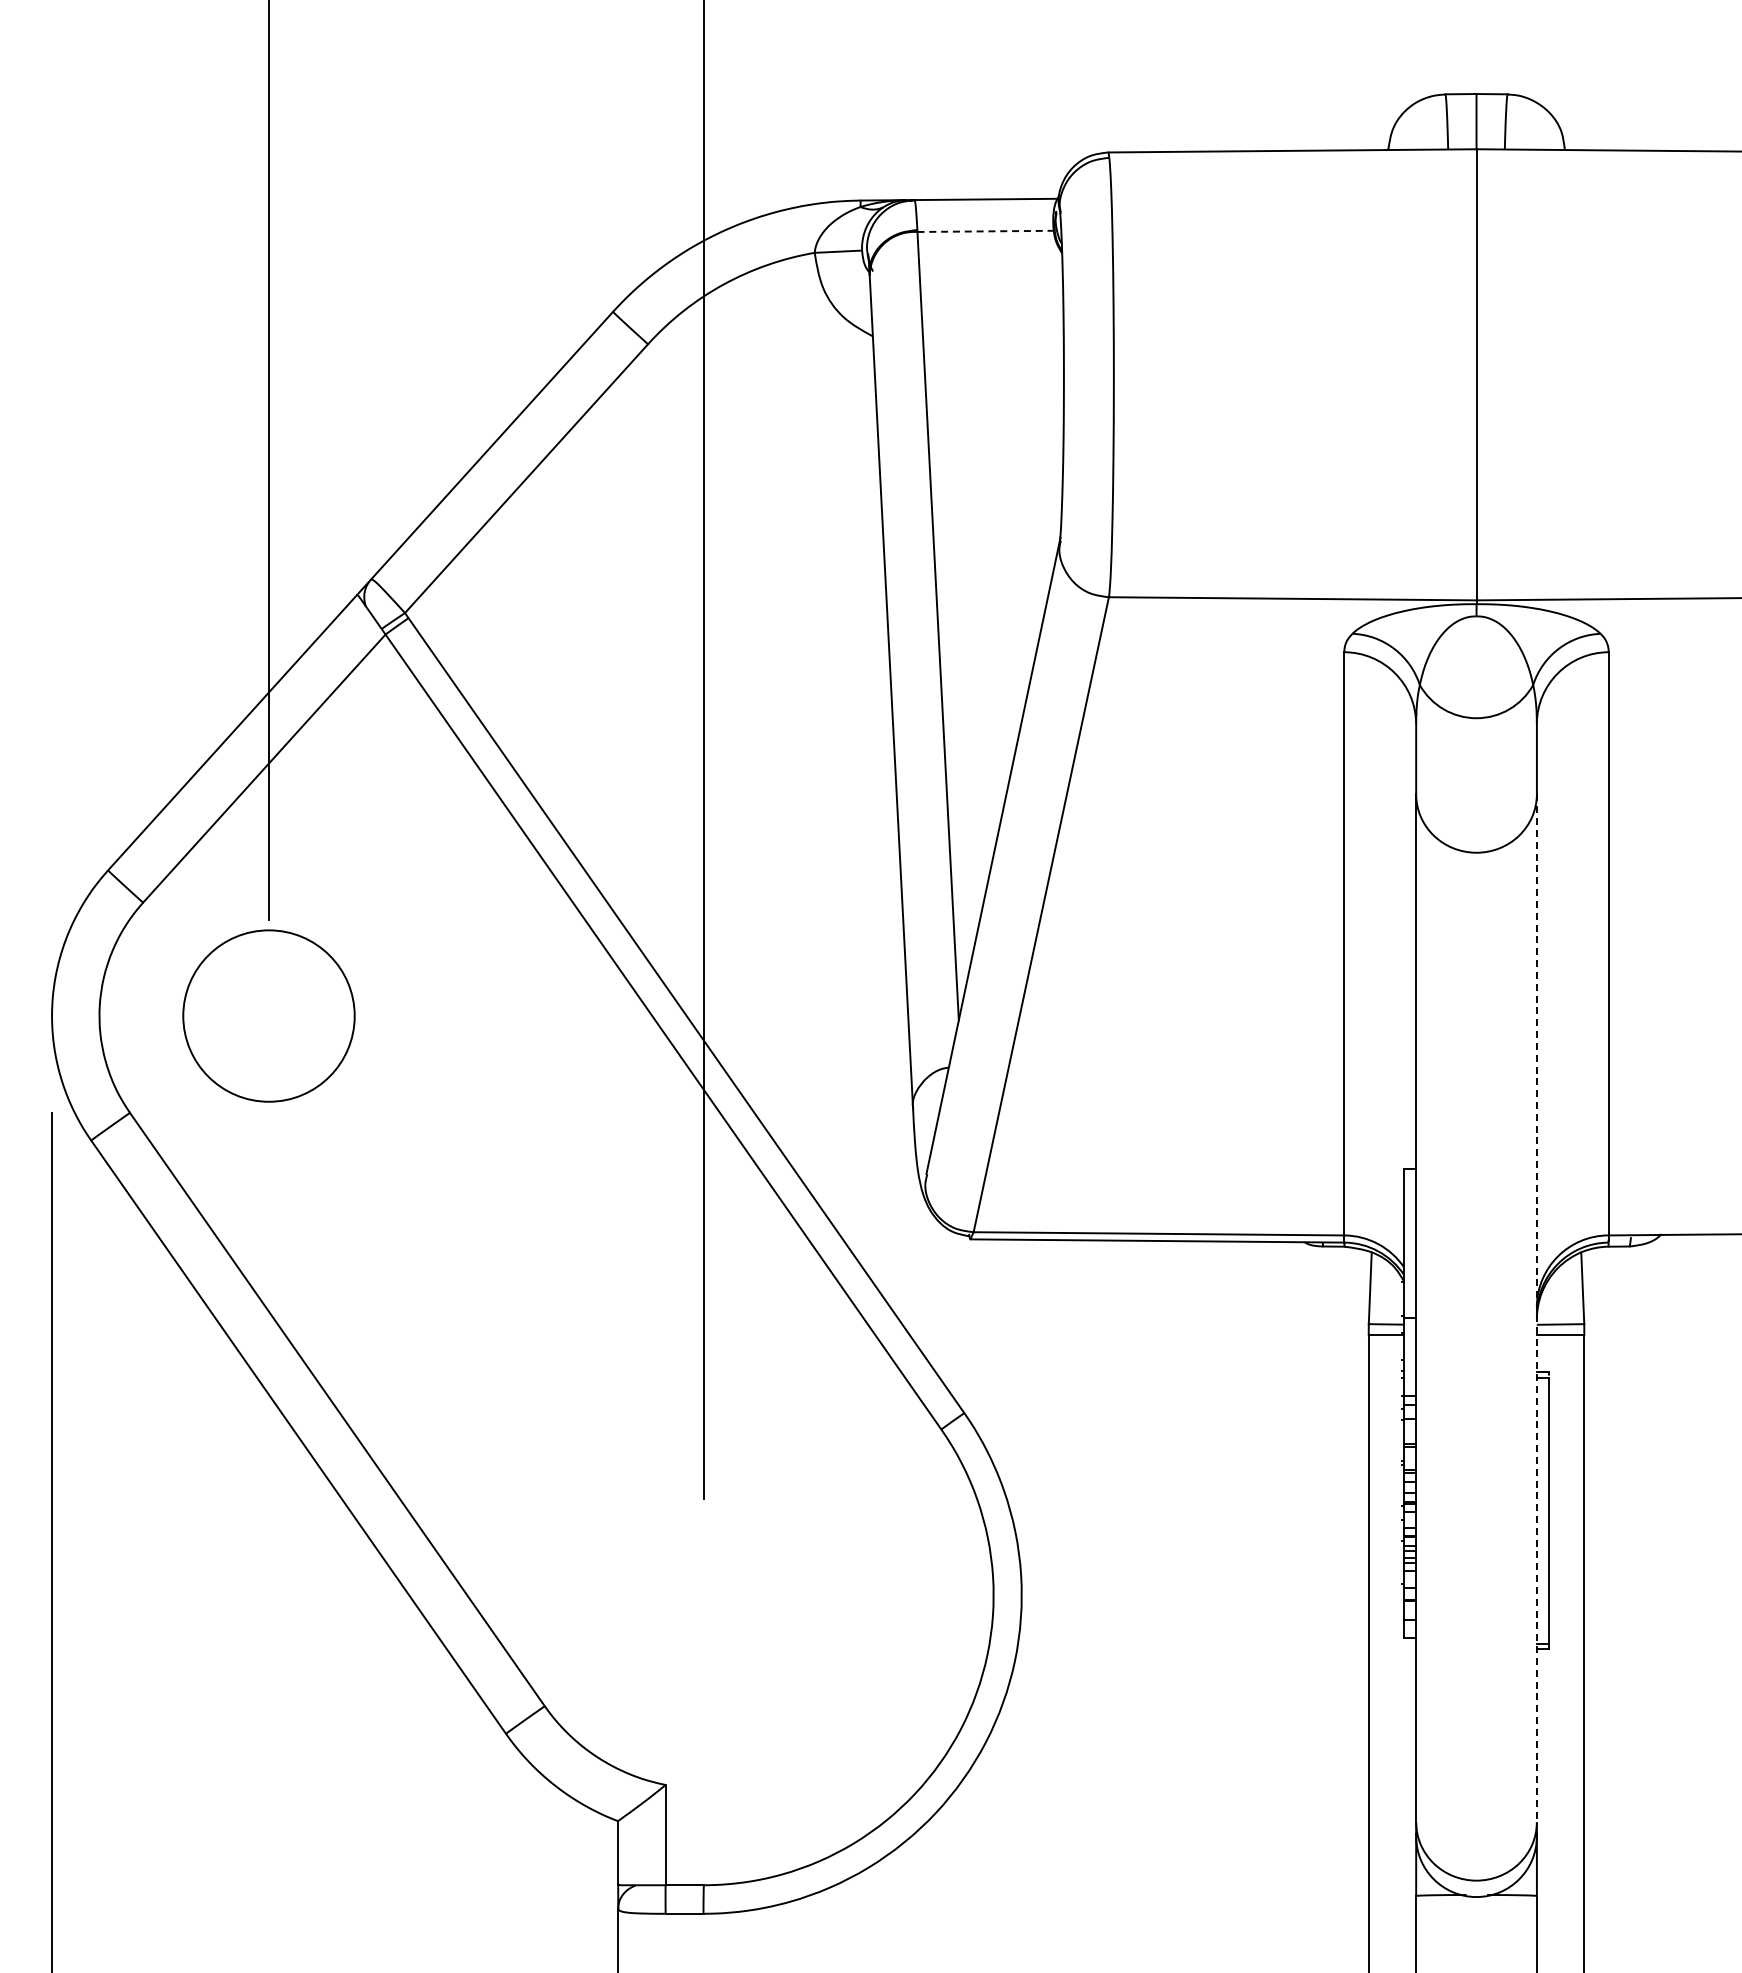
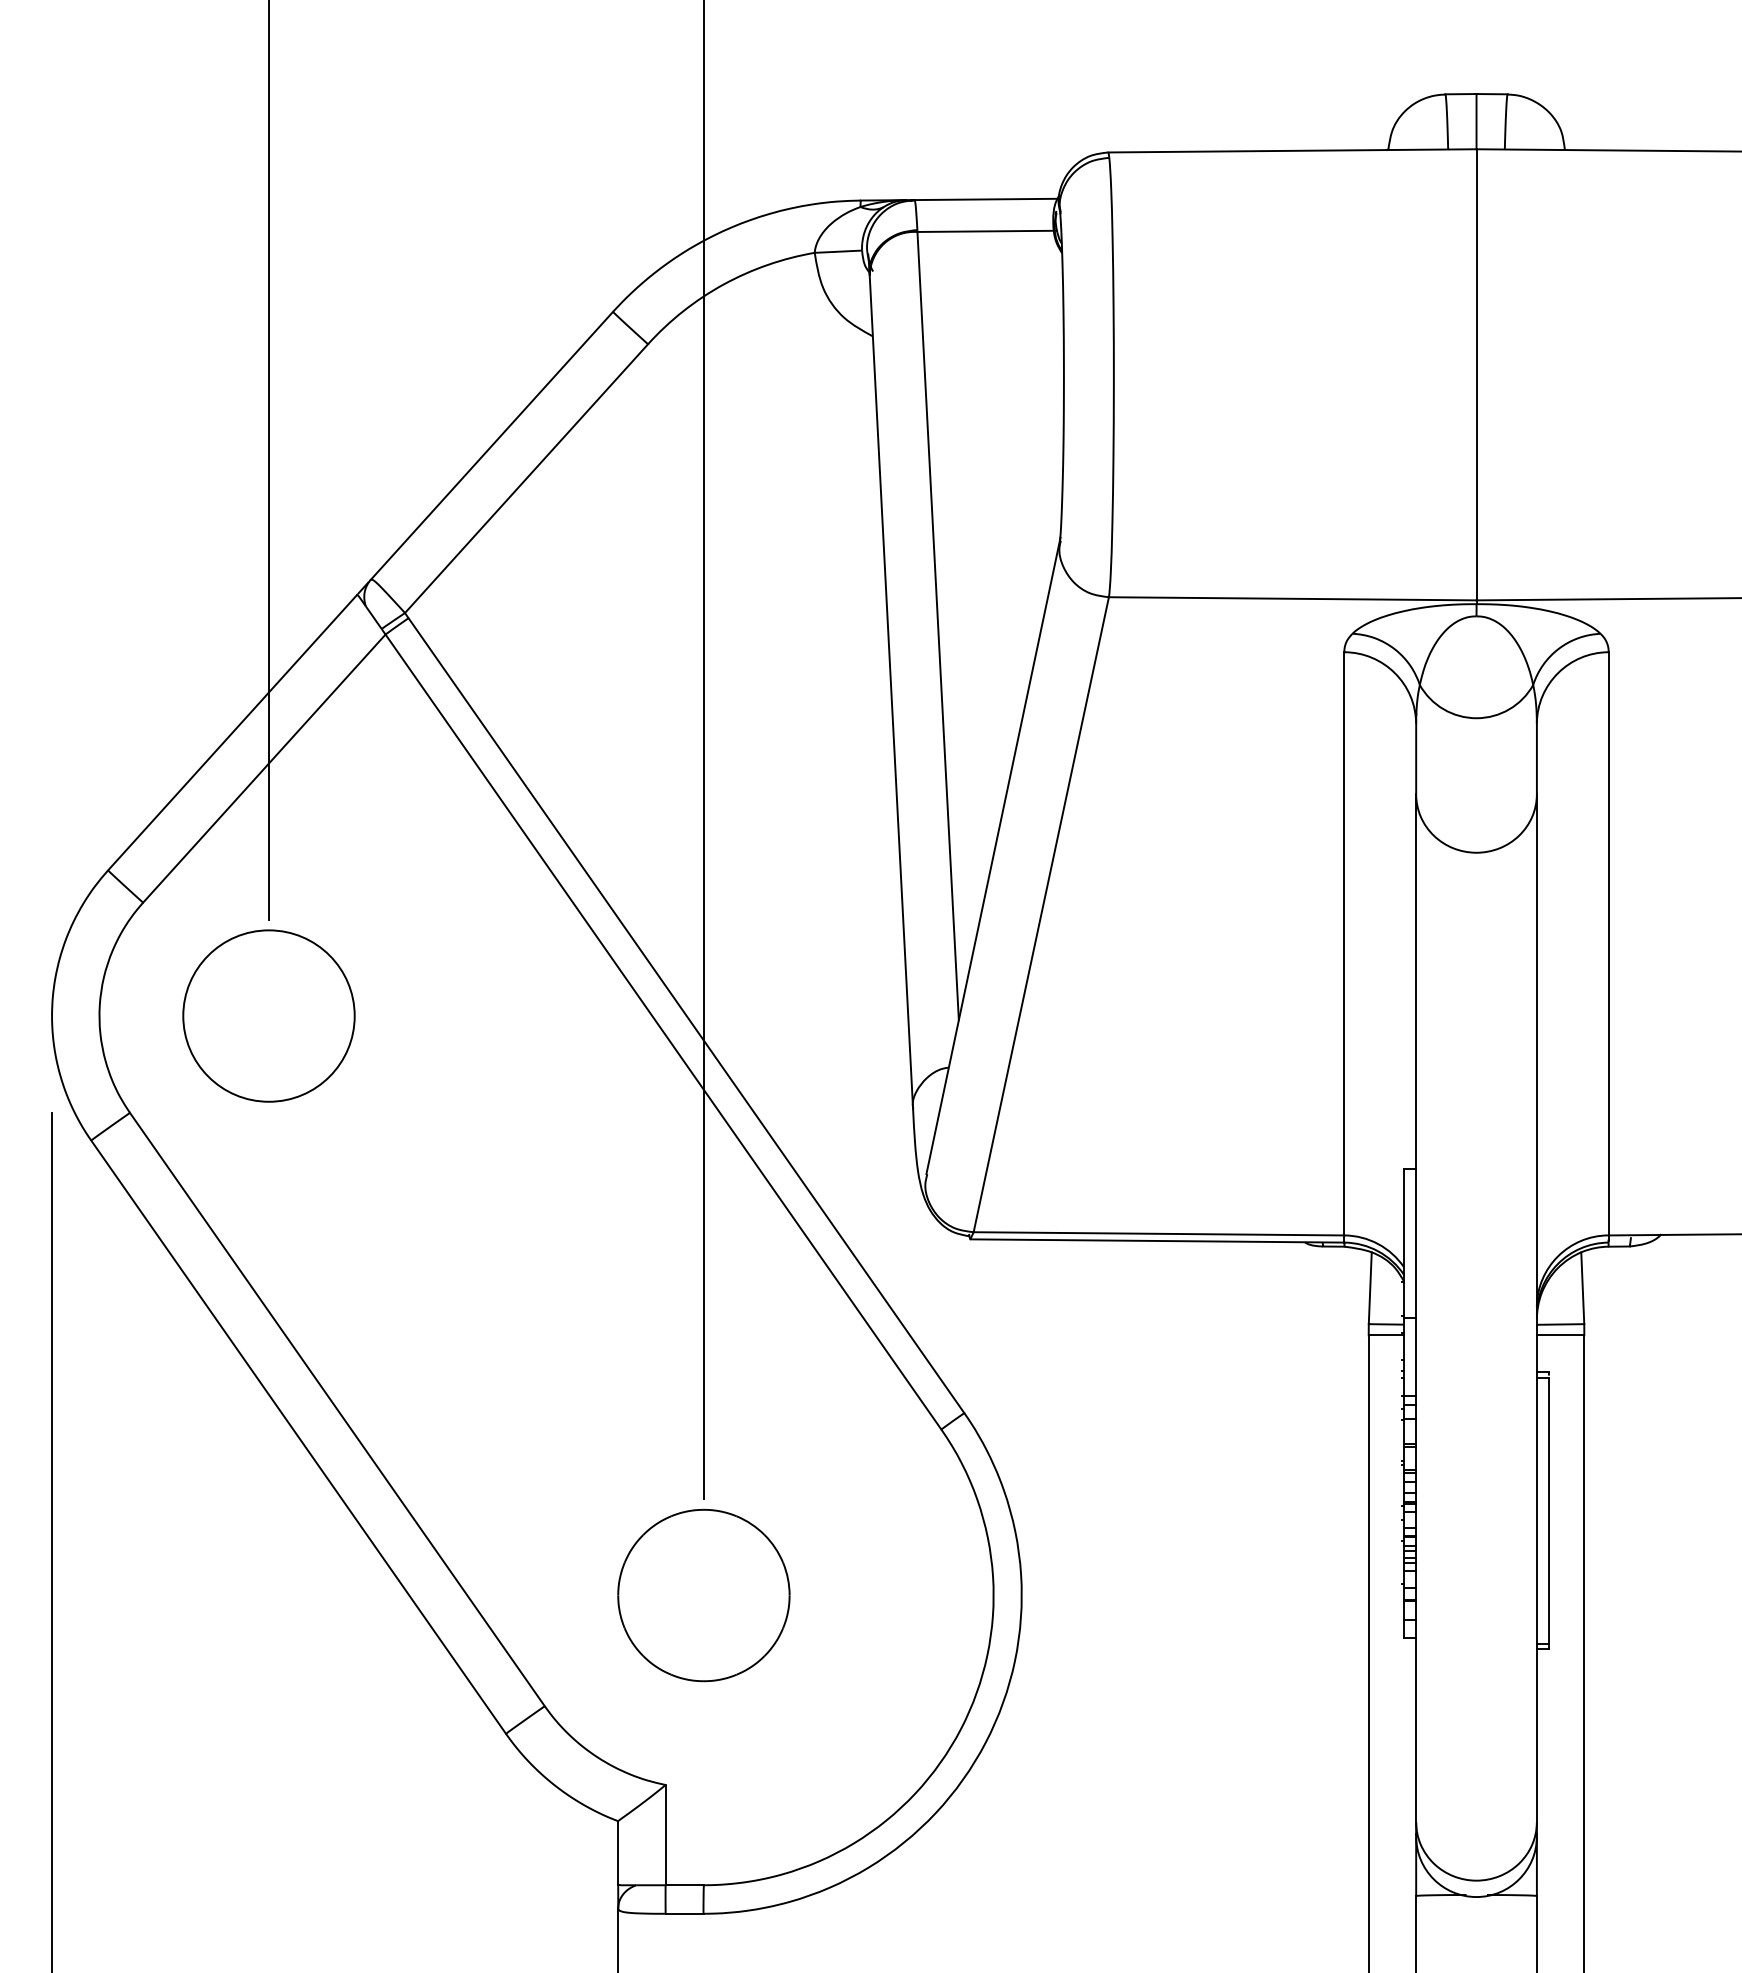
line: dashed -> solid (987, 231)
line: dashed -> solid (1536, 1308)
part: none -> present (703, 1595)
